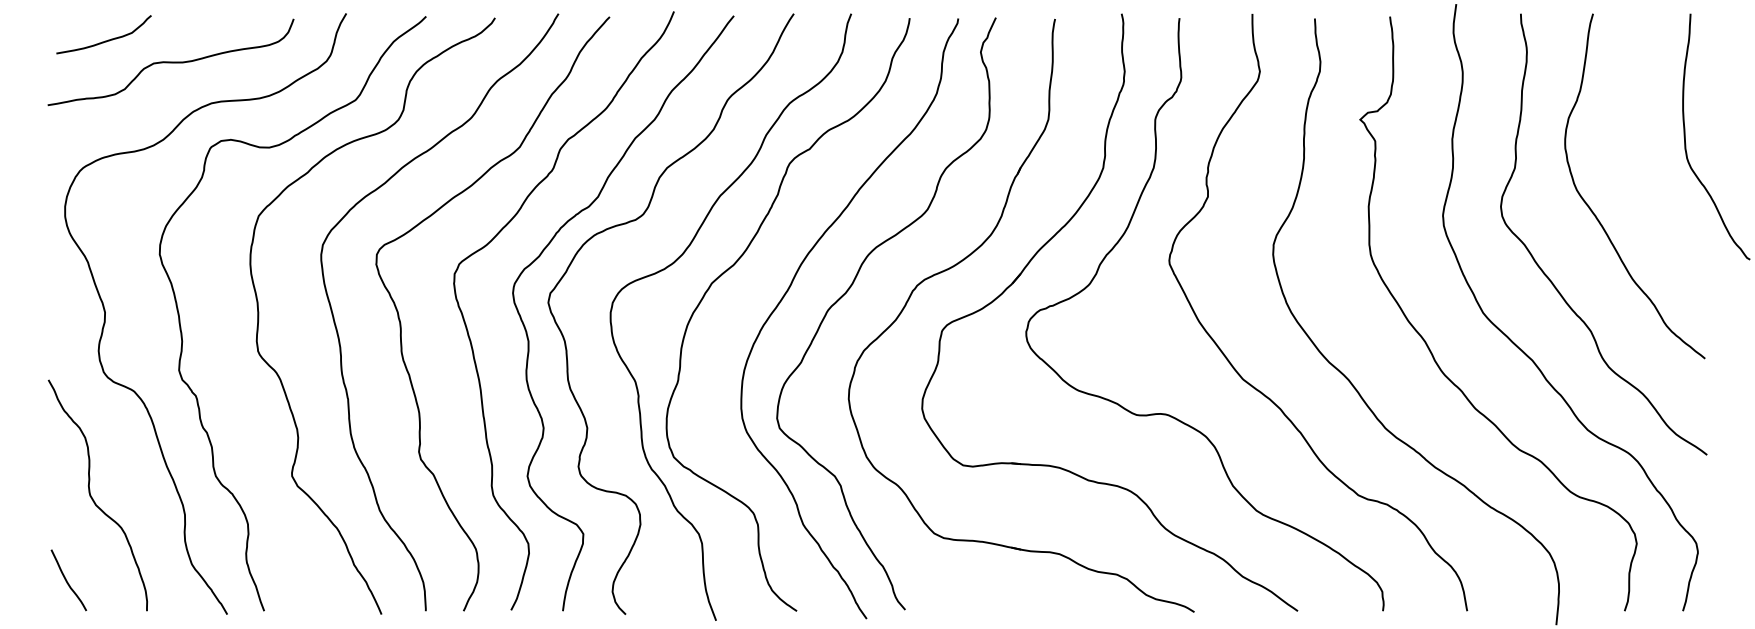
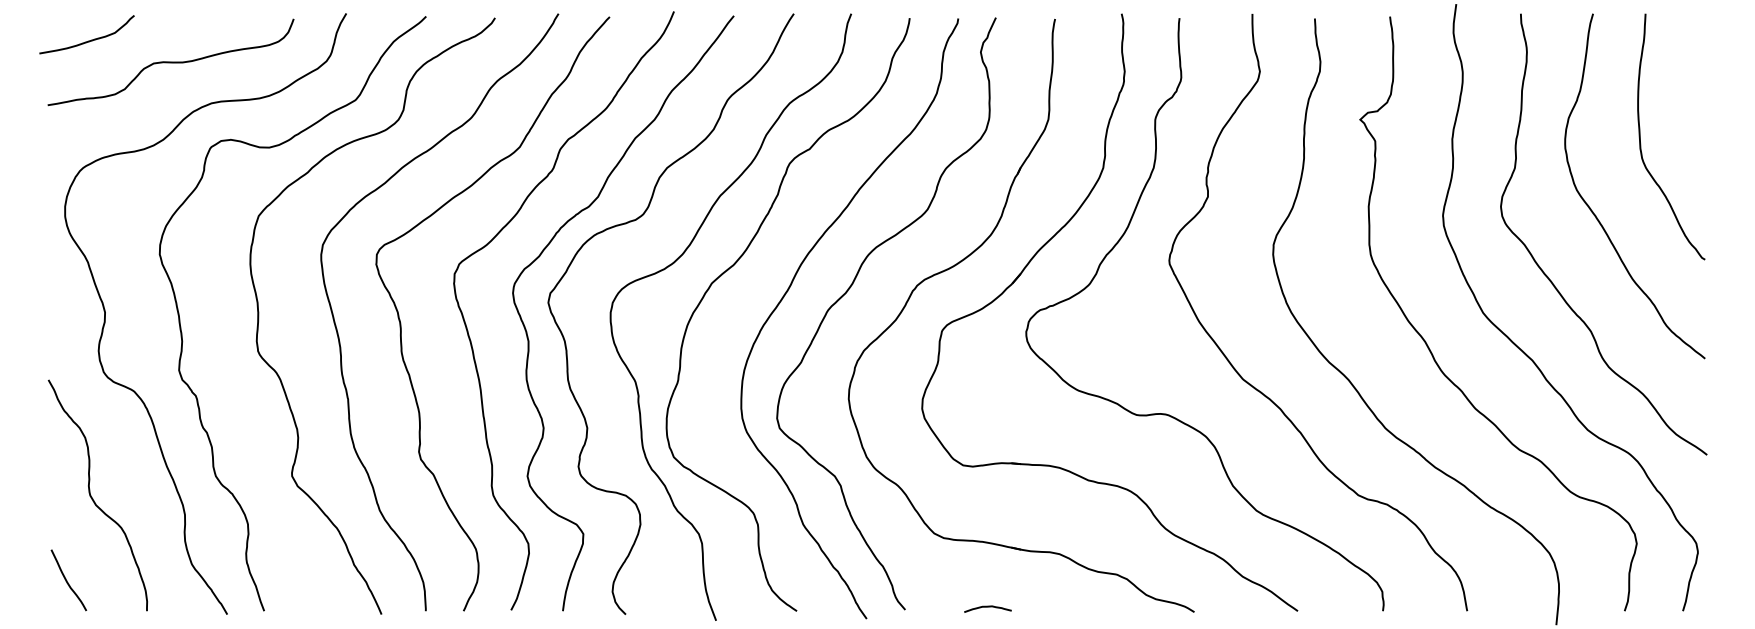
curve position: (105, 40) -> (88, 40) (88, 40)
curve position: (1685, 136) -> (1640, 136) (1640, 136)
curve: none -> present (987, 607)
